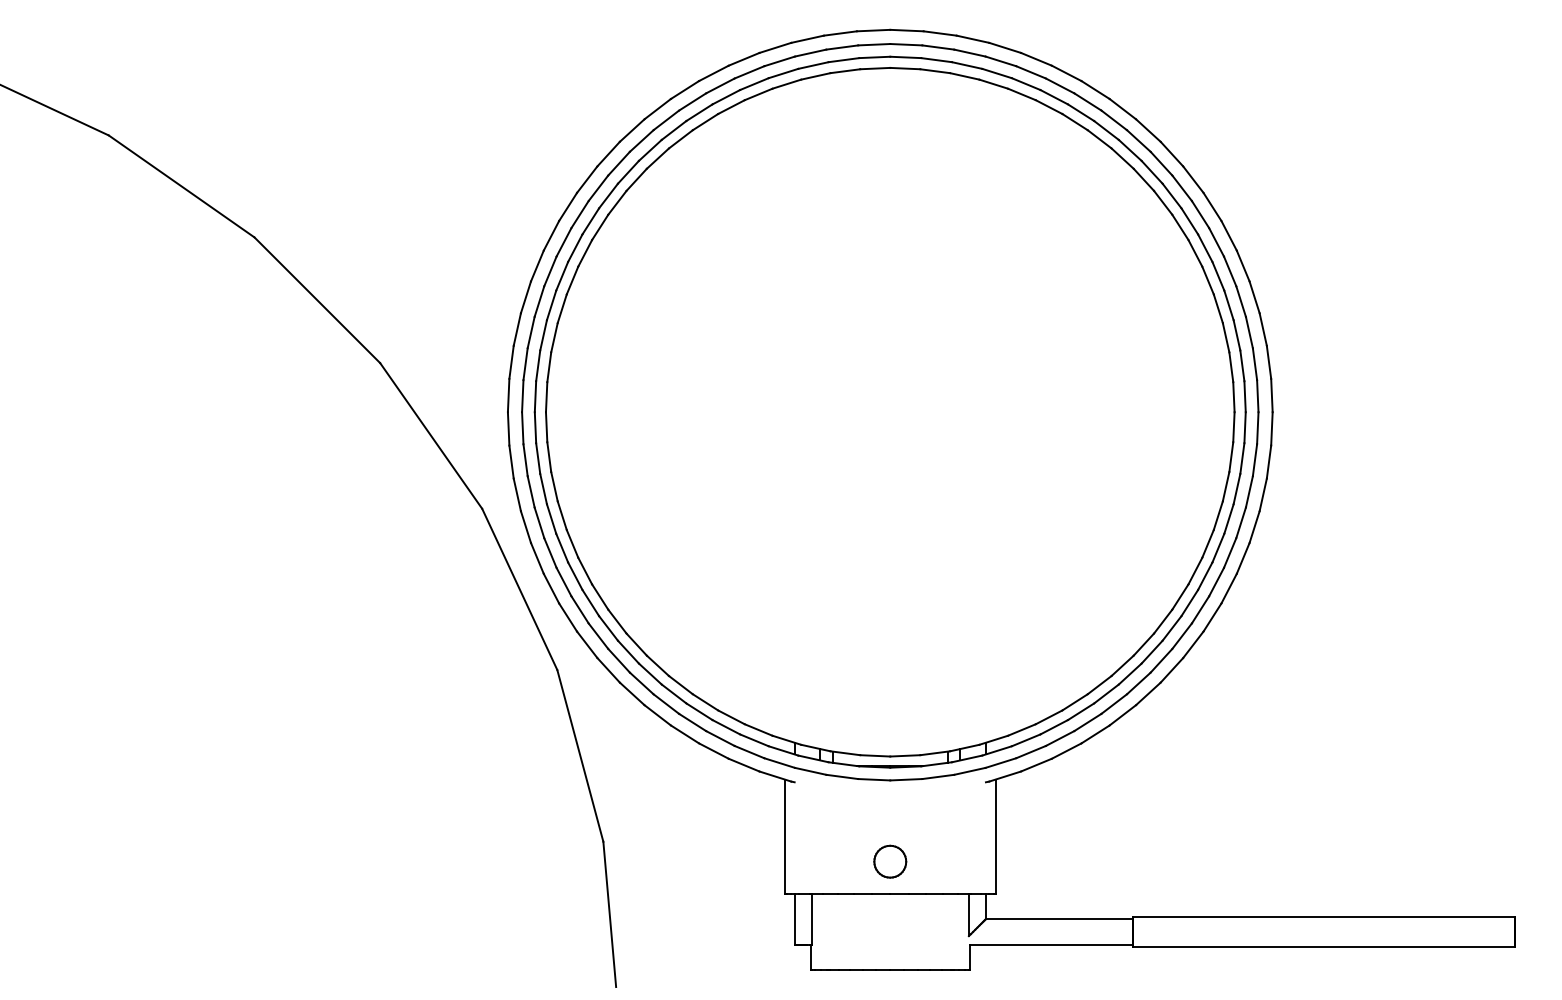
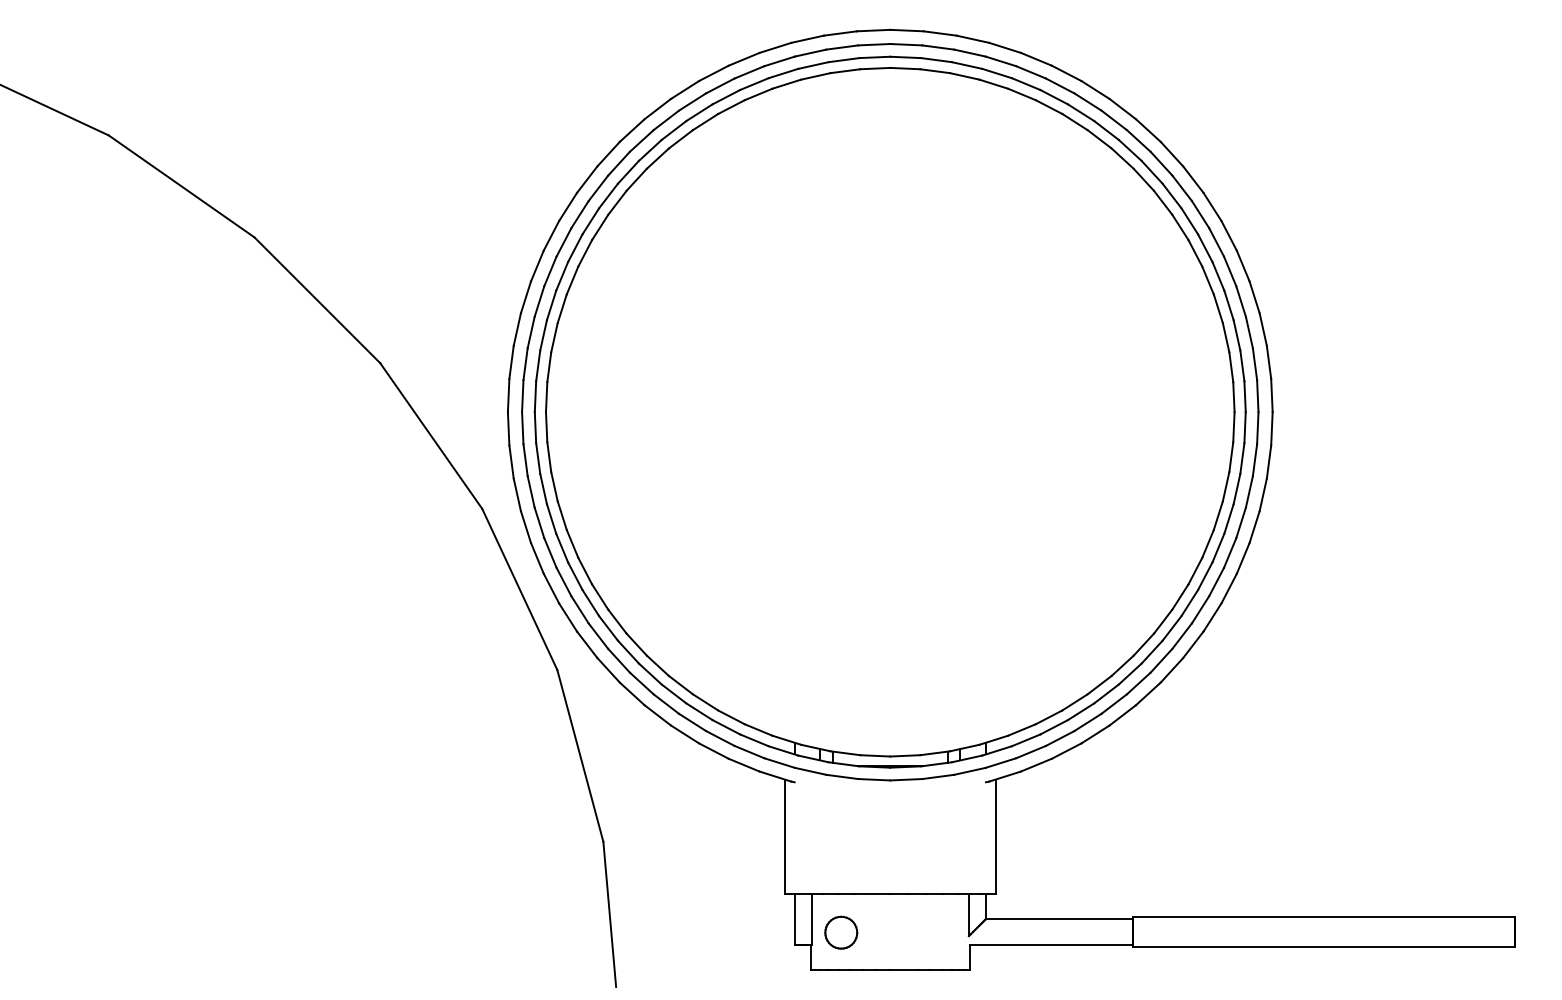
part position: (890, 861) -> (841, 932) (841, 932)
